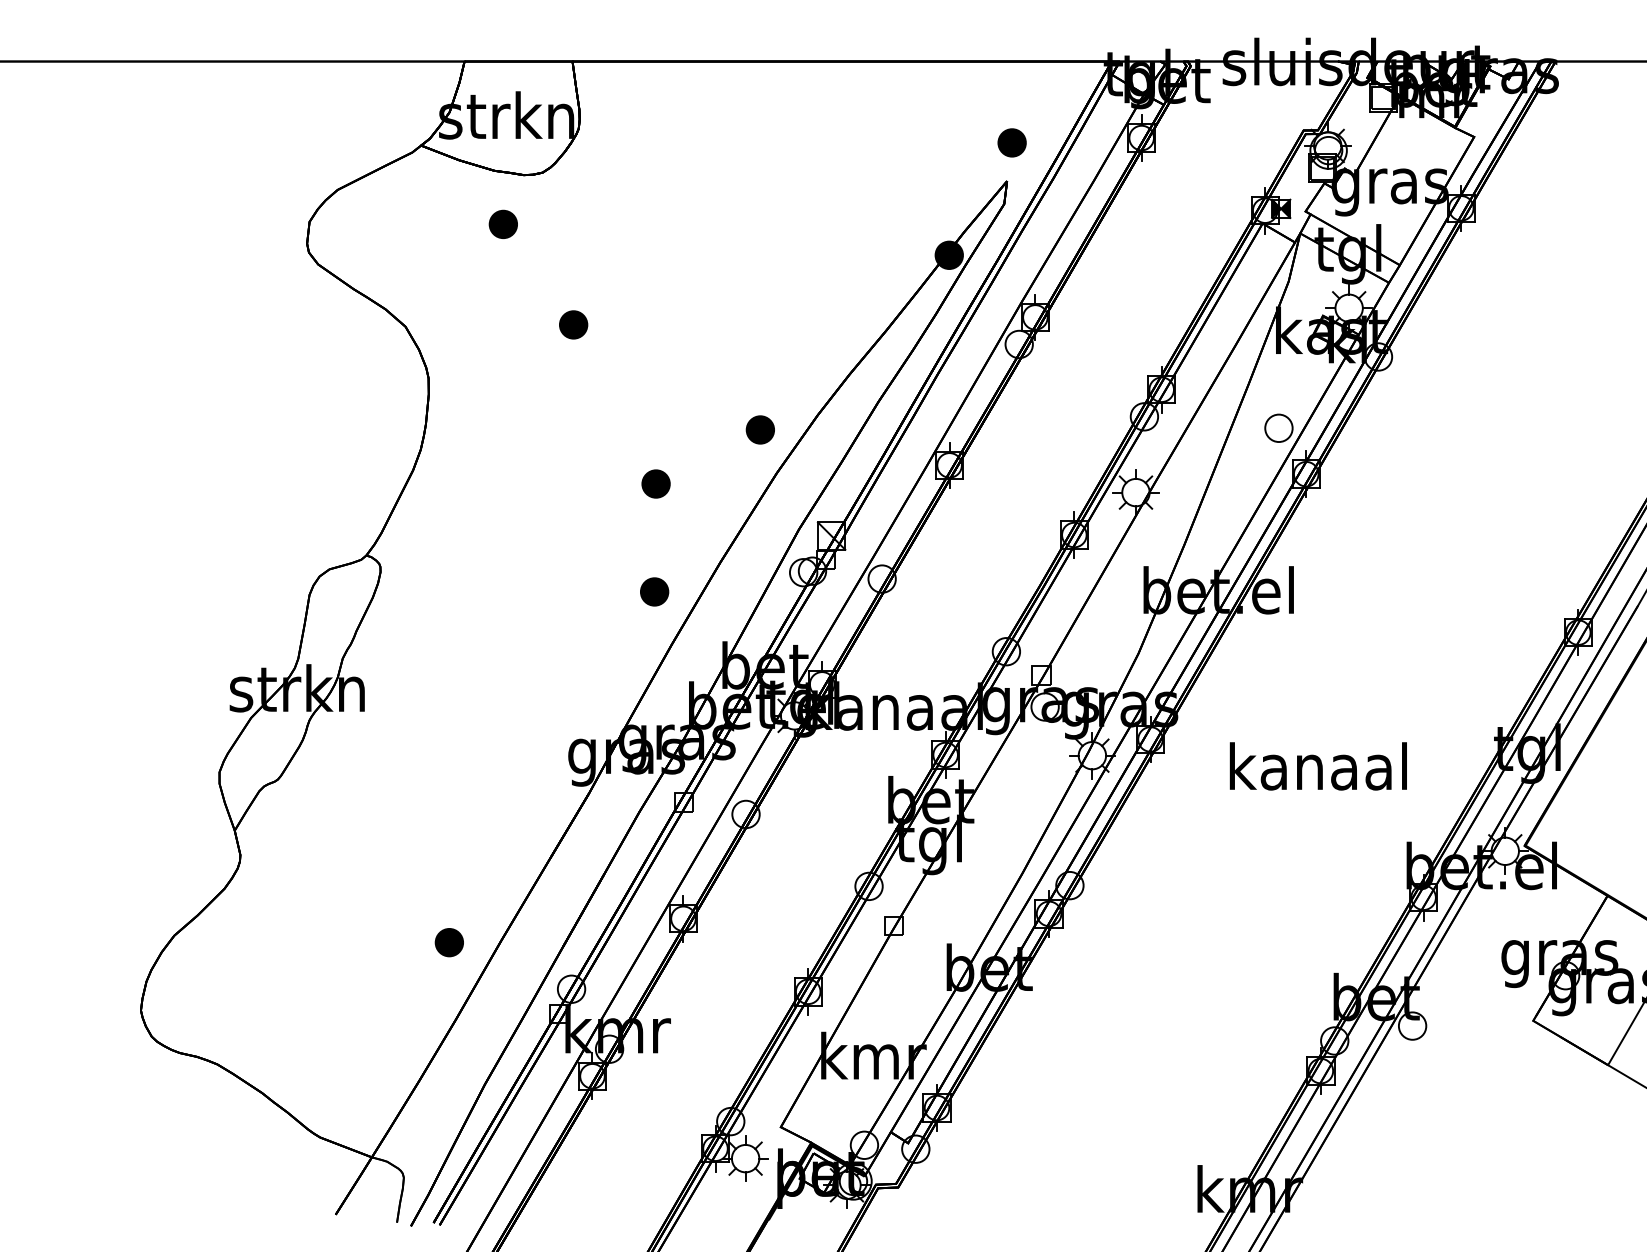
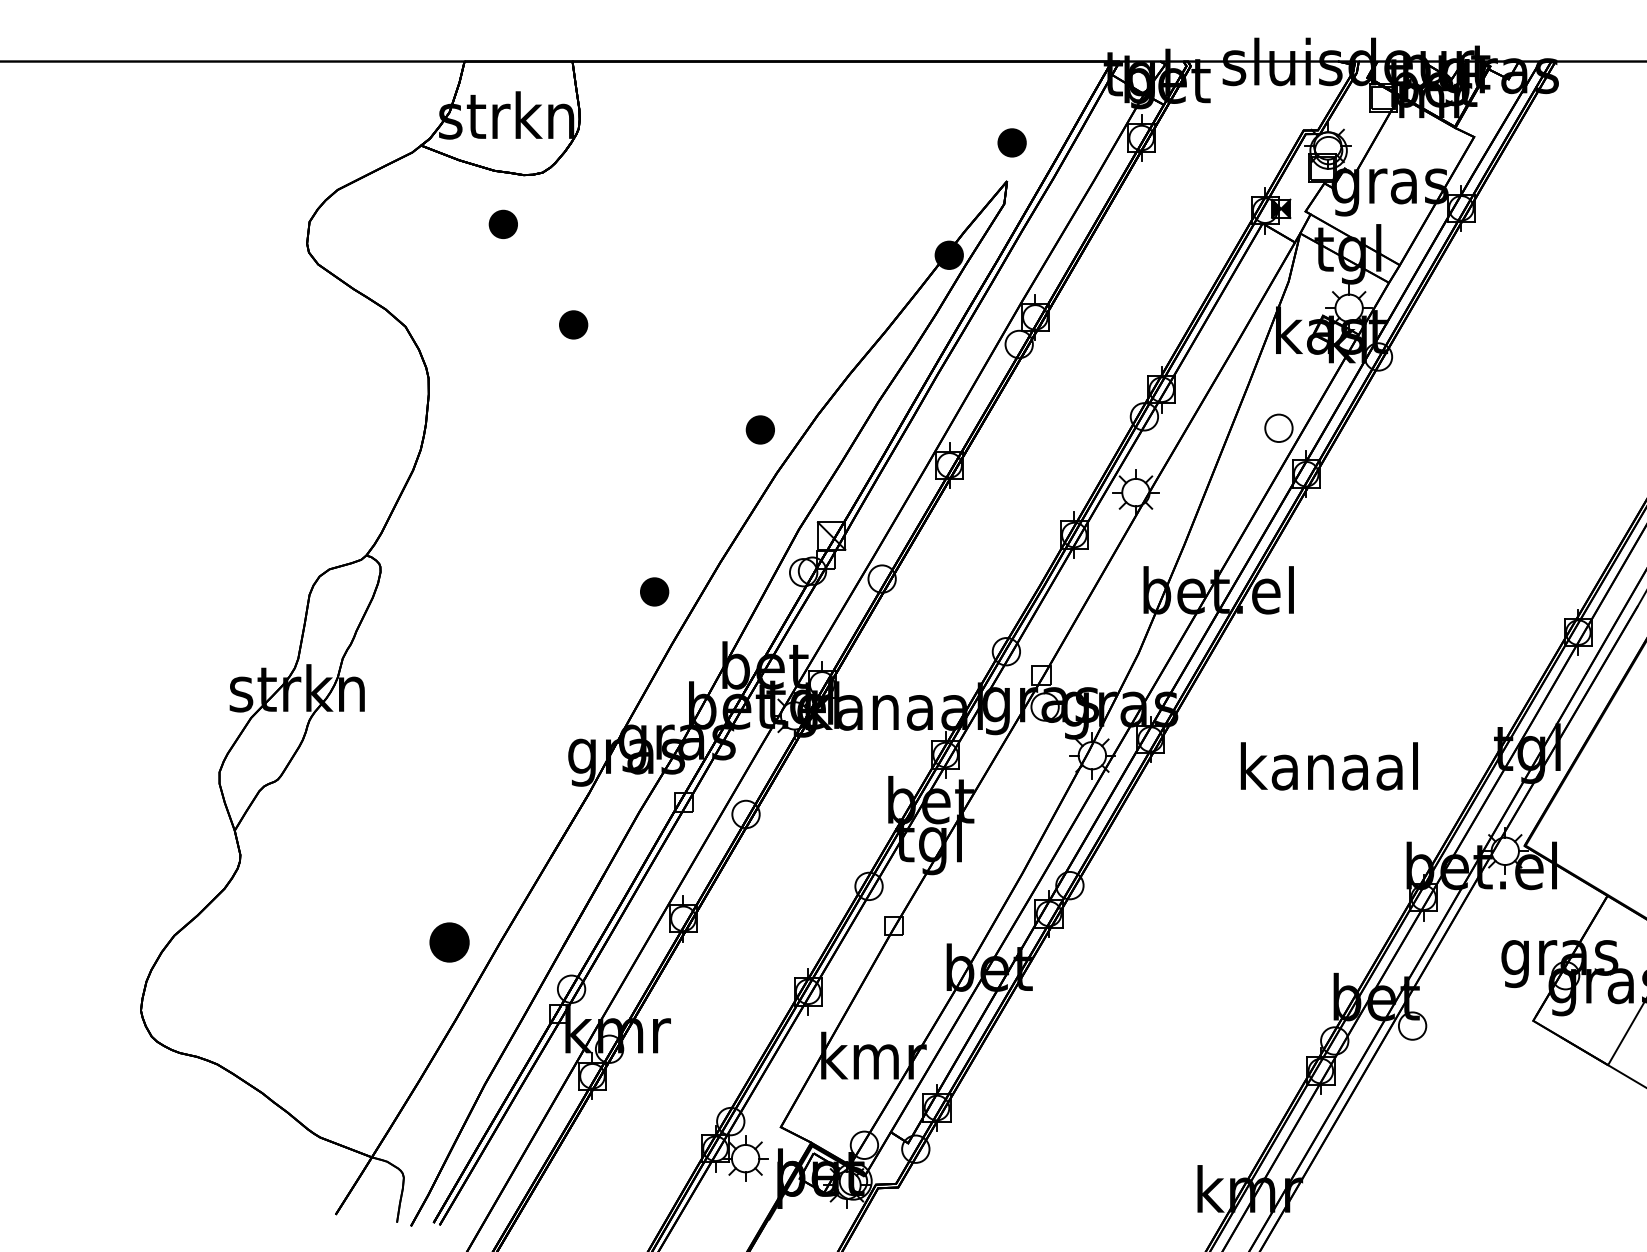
part: present -> none (655, 483)
text position: (1317, 766) -> (1328, 766) (1328, 766)
part size: 30x30 px -> 41x41 px (449, 942)
